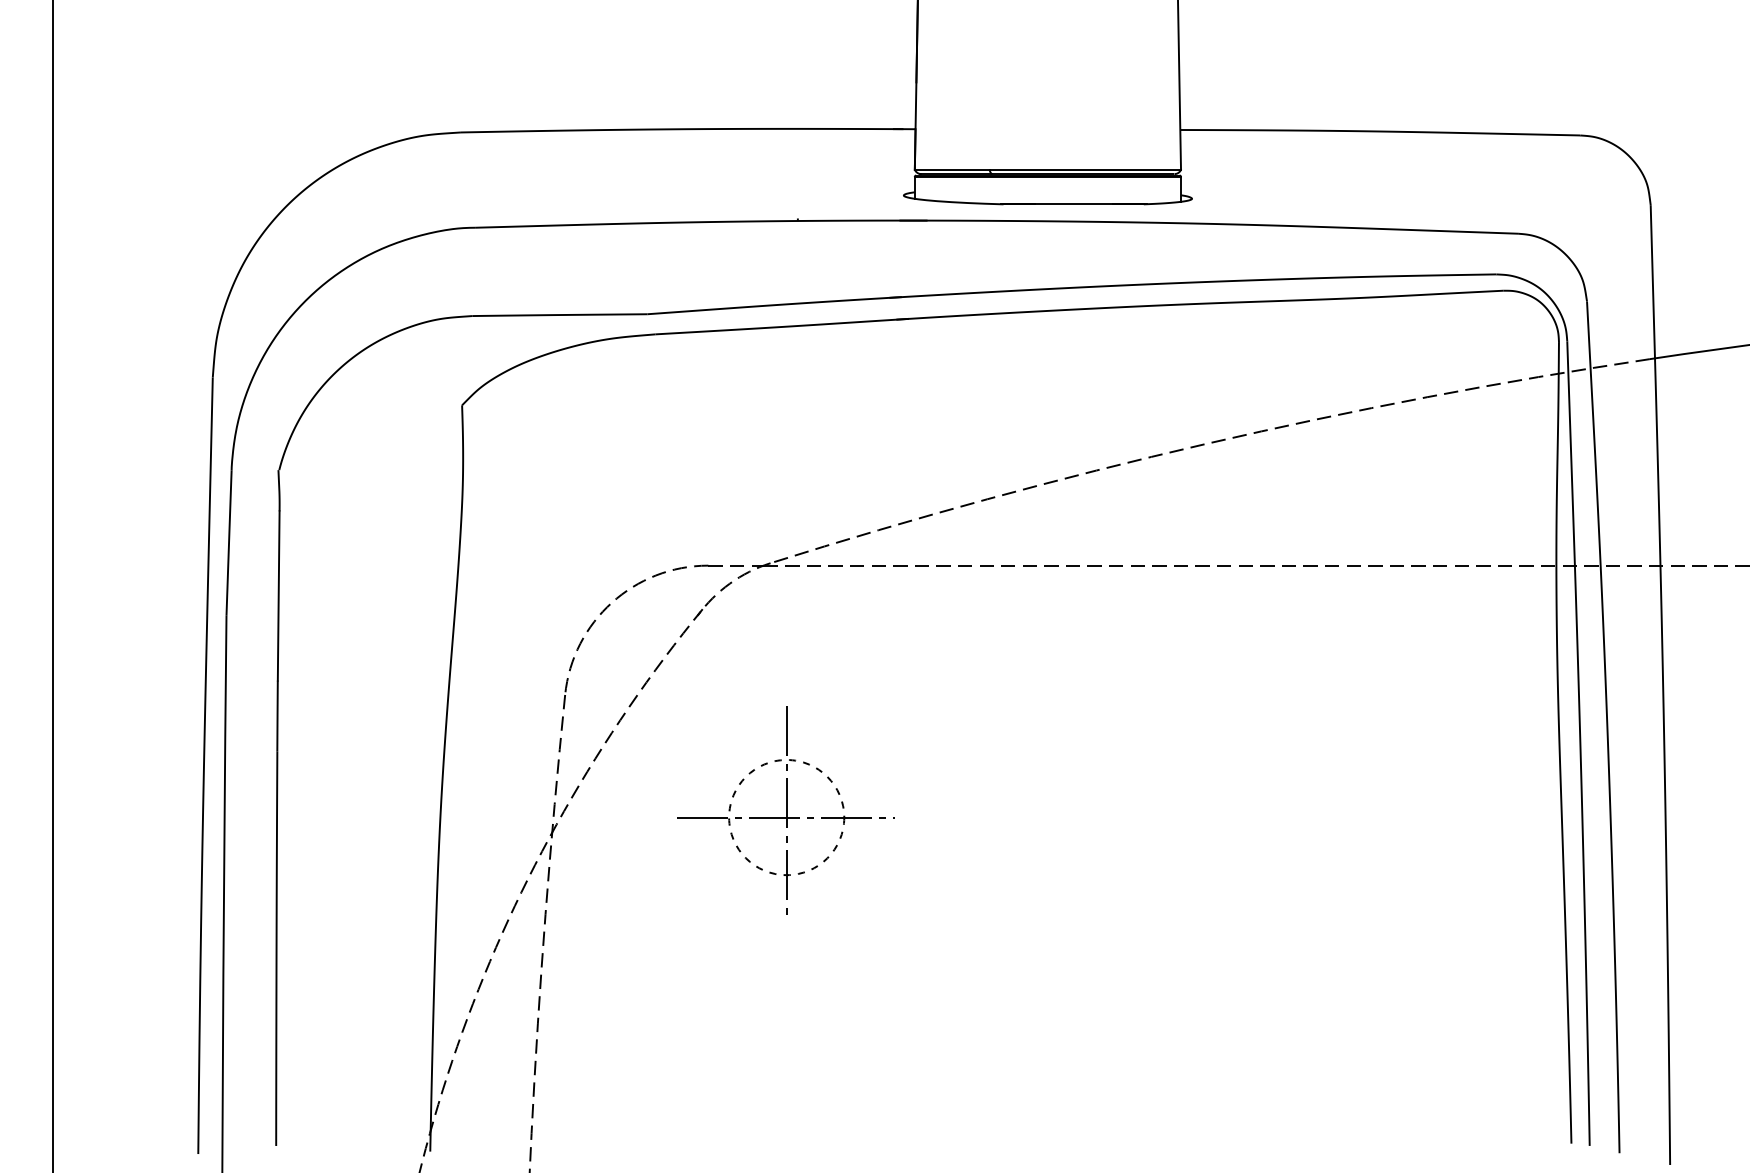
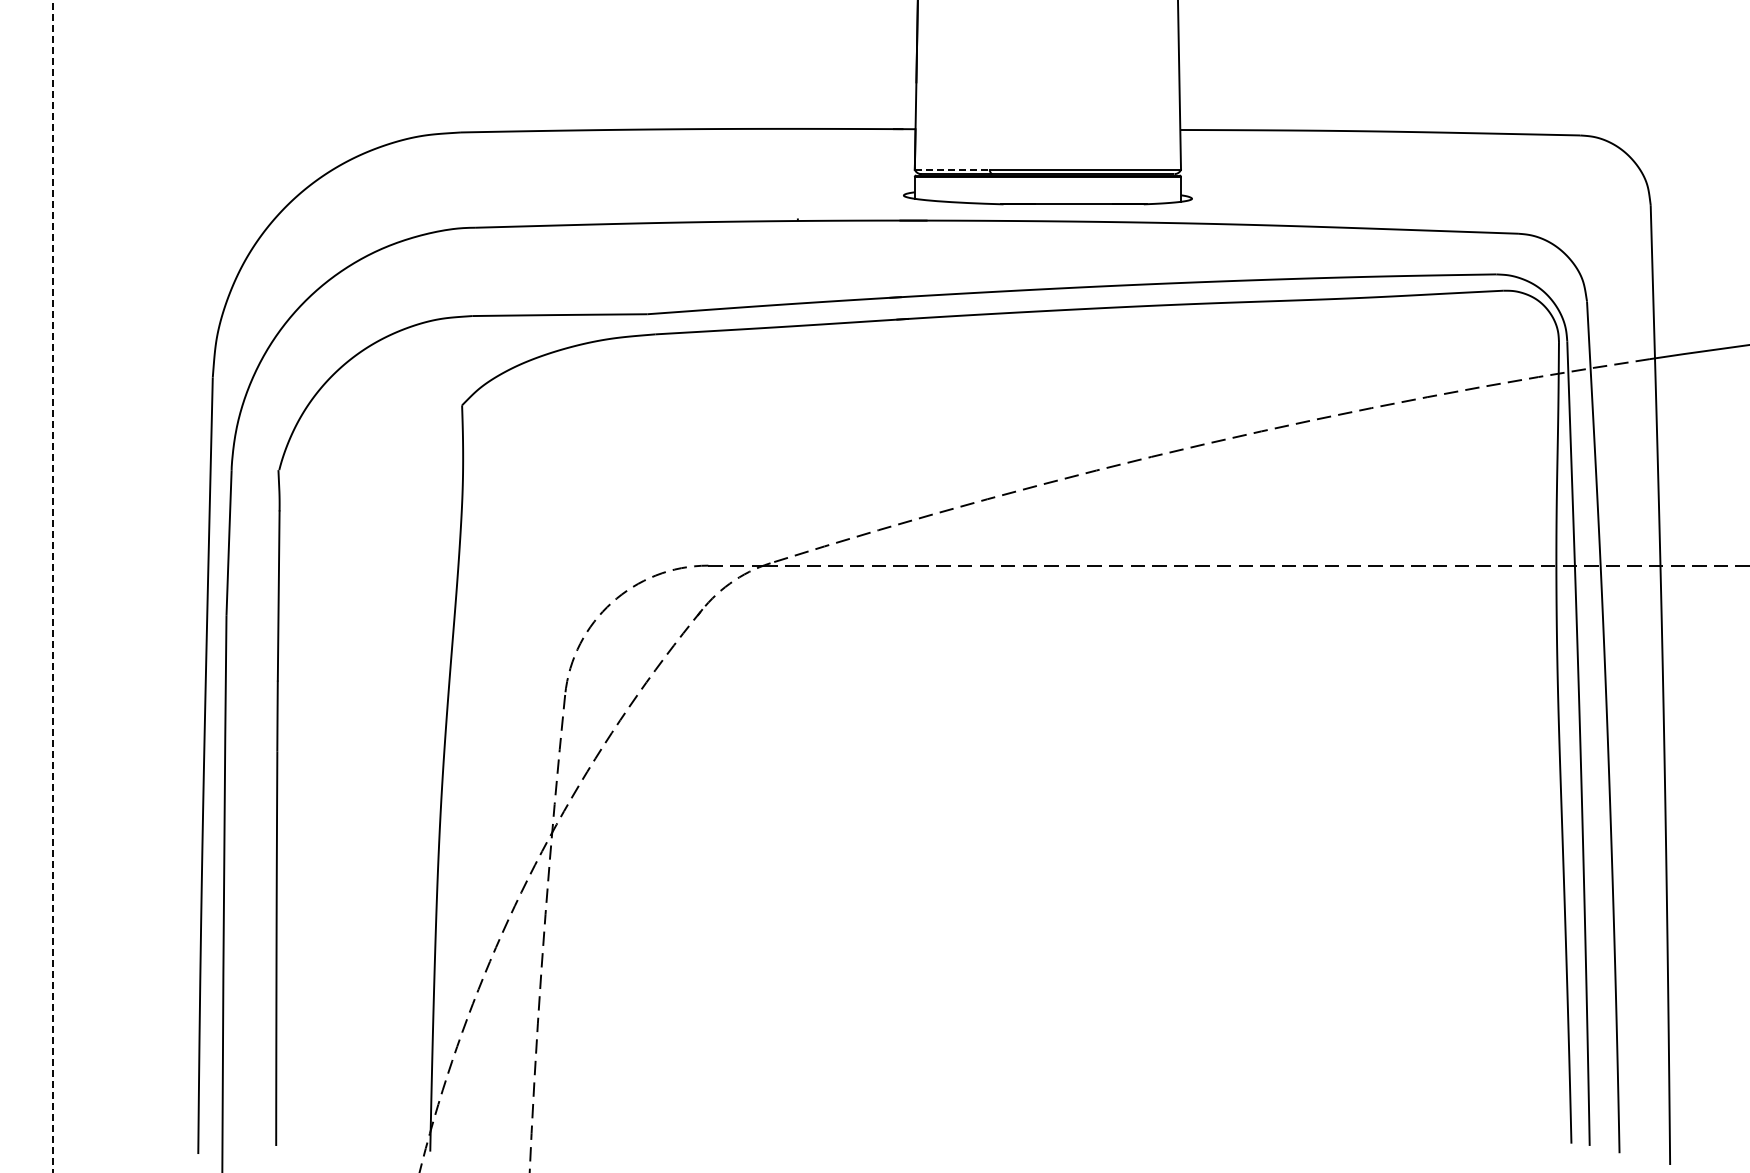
line: solid -> dashed (952, 169)
line: solid -> dashed (52, 586)
part: present -> none (785, 810)
